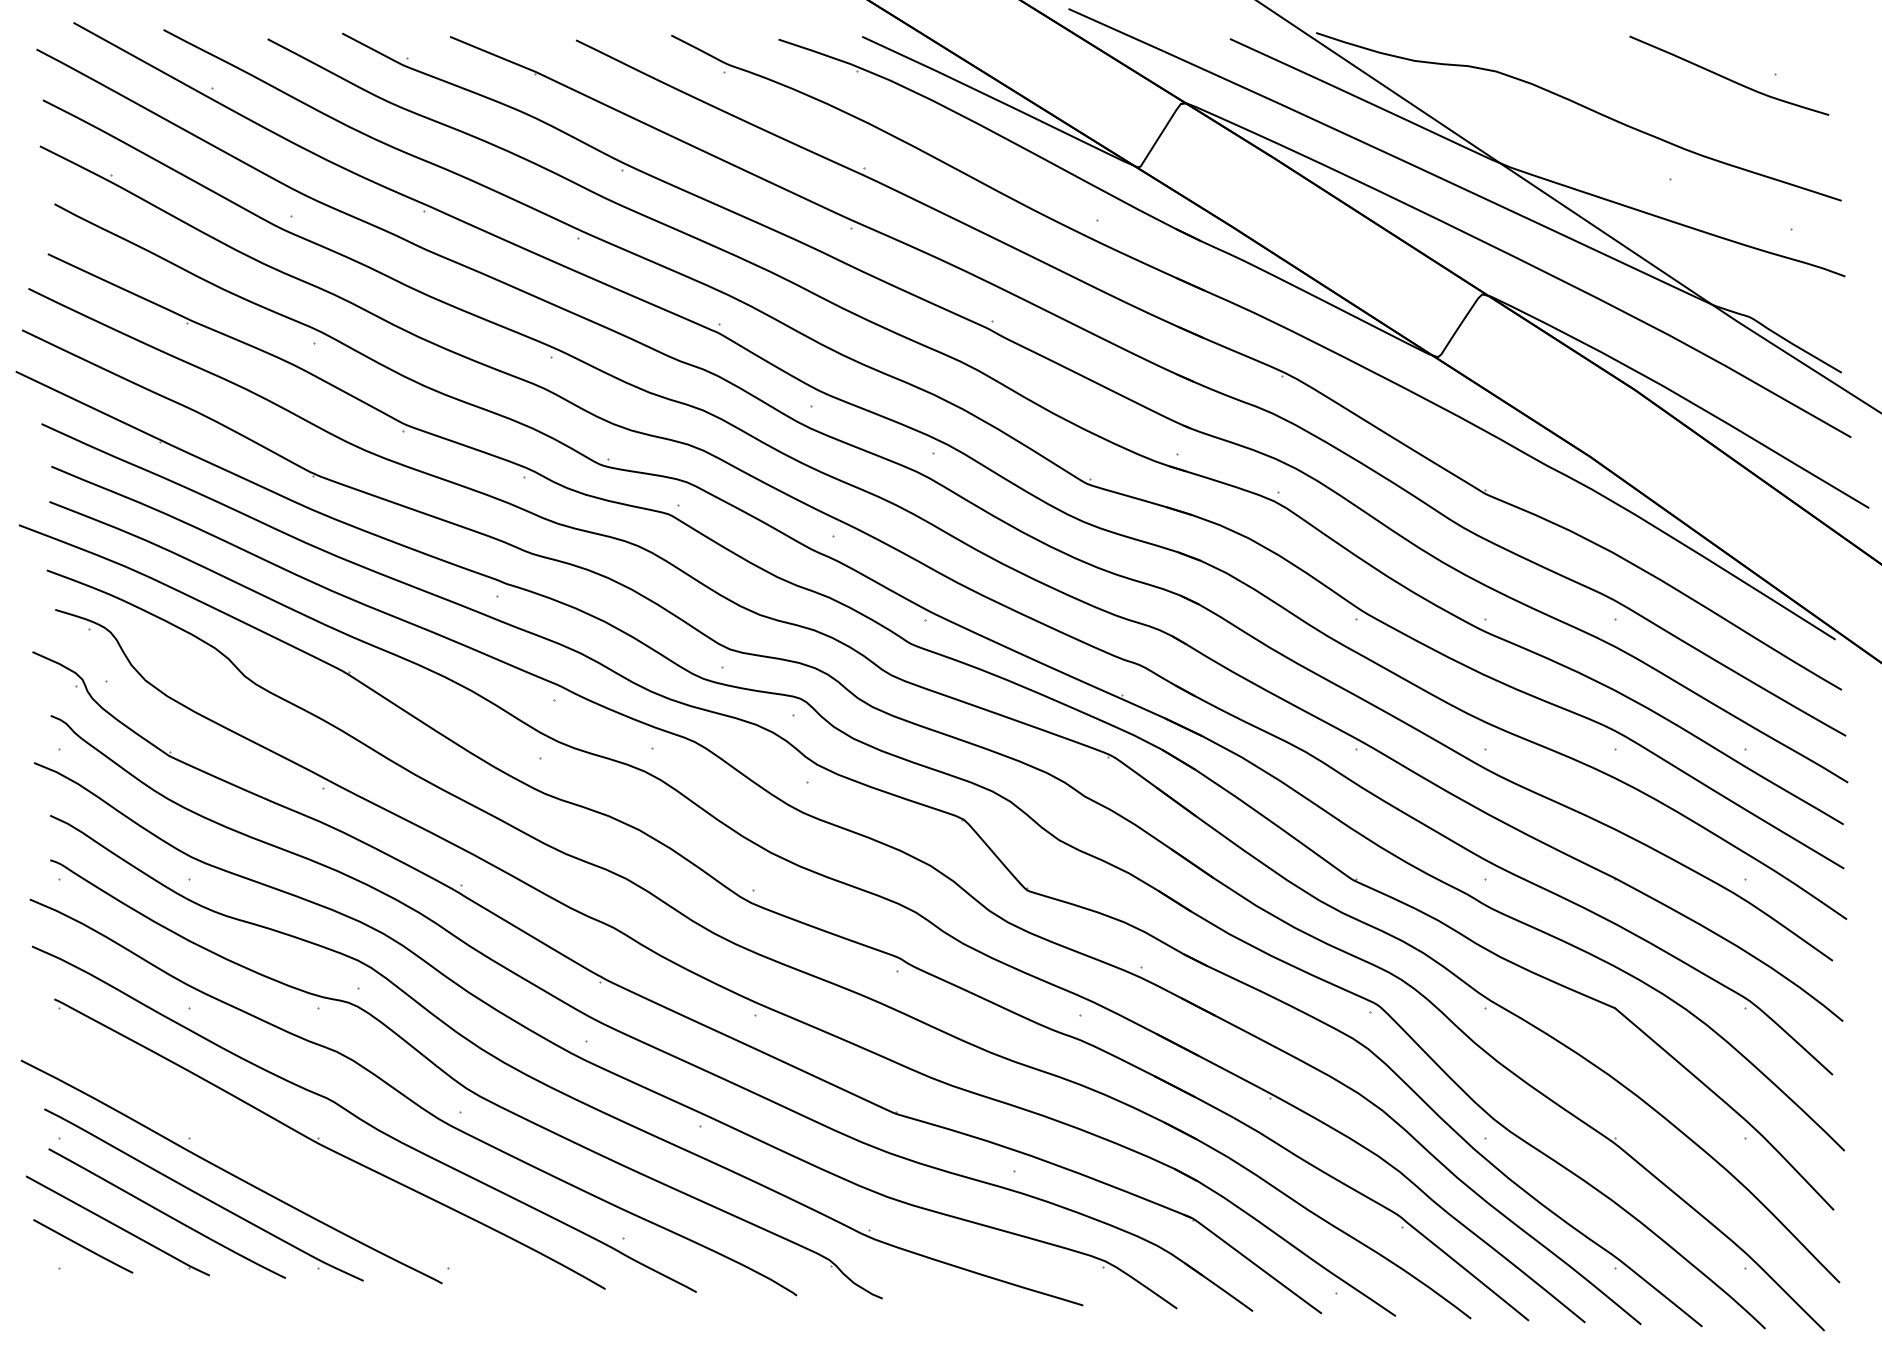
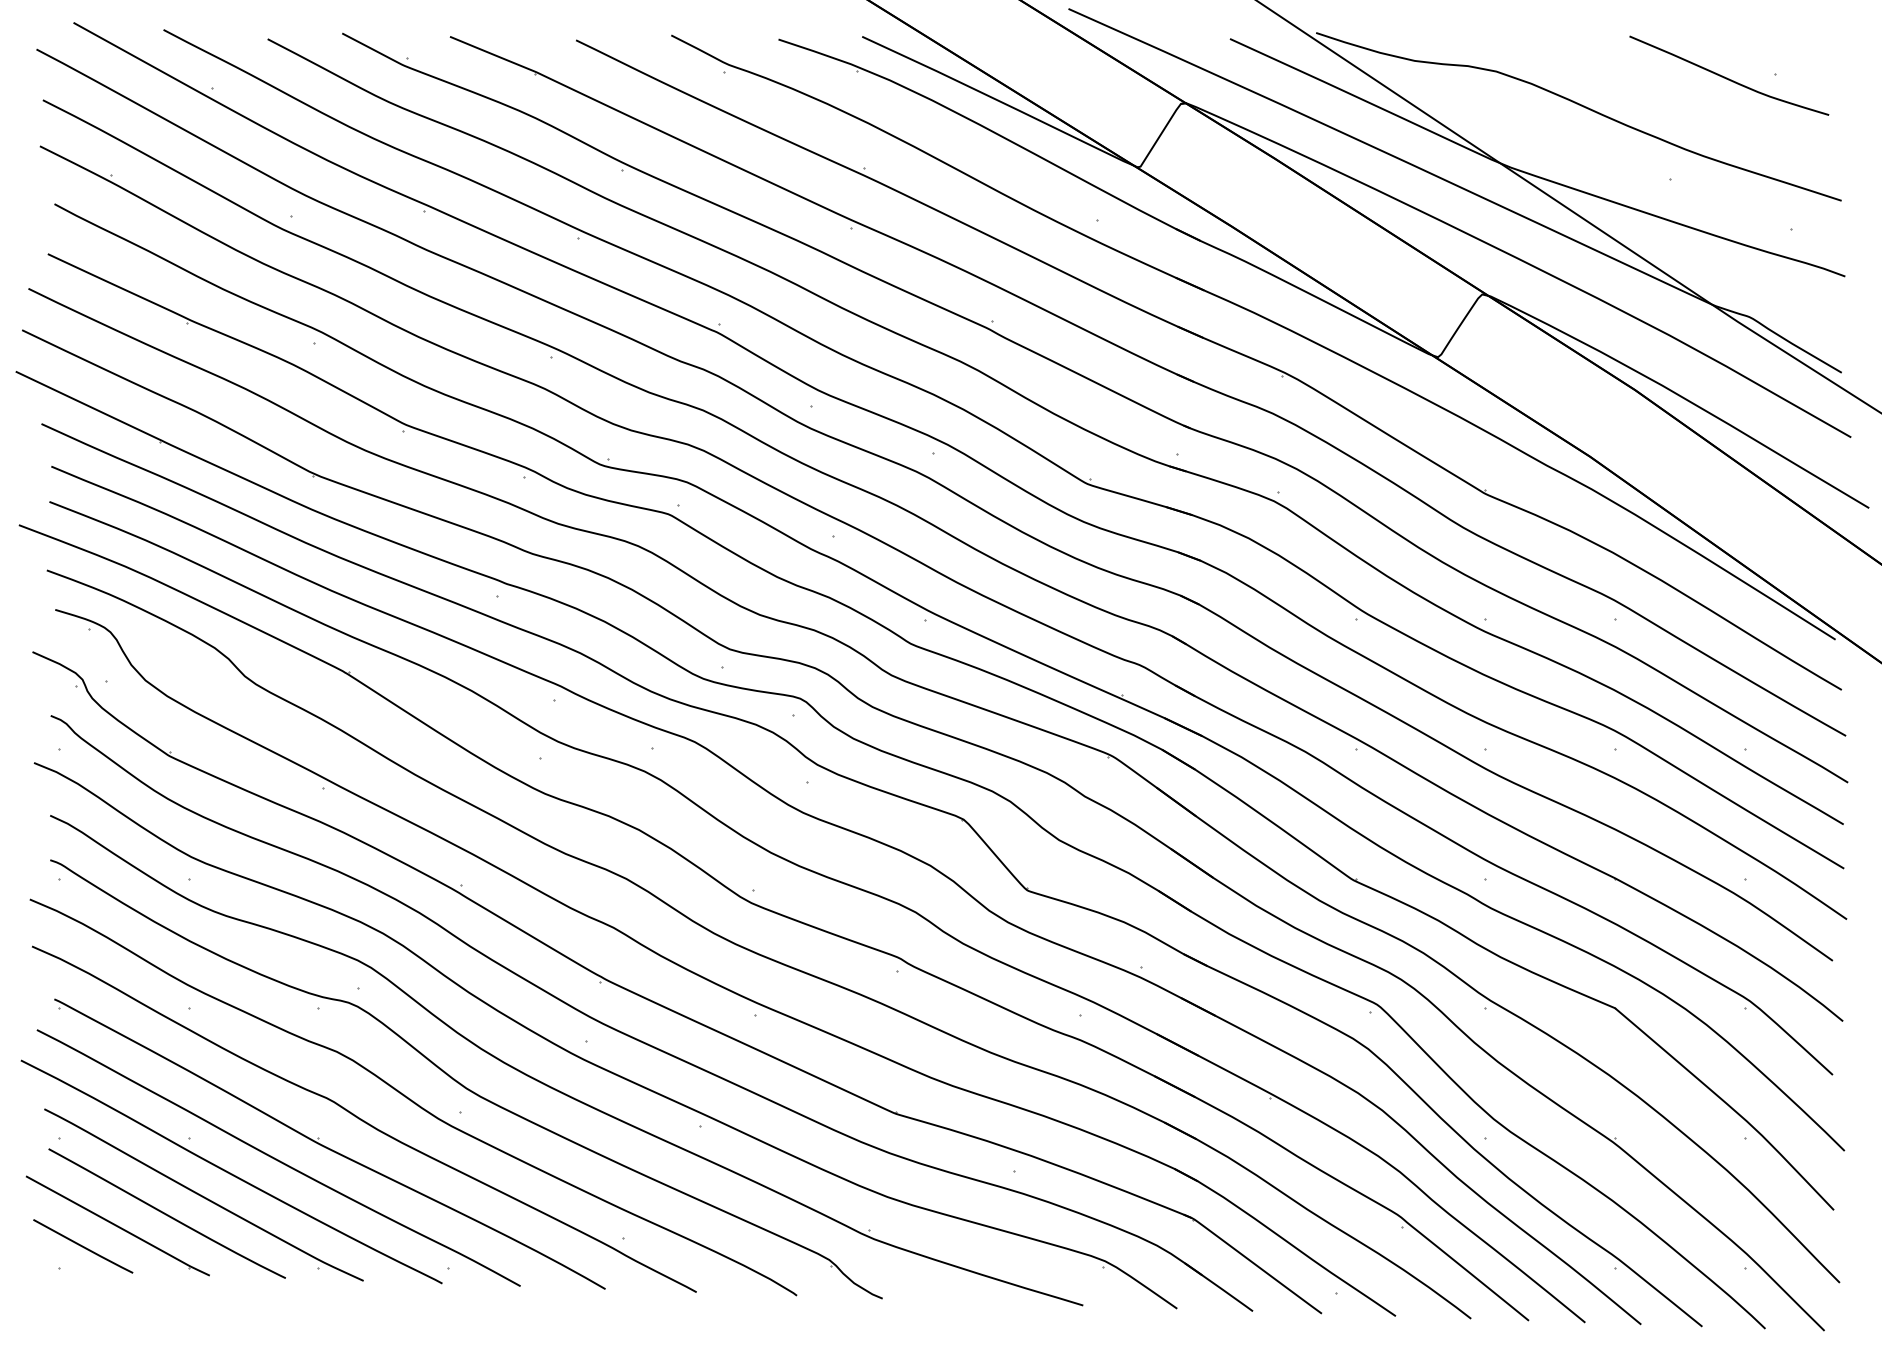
curve: none -> present (278, 1159)
